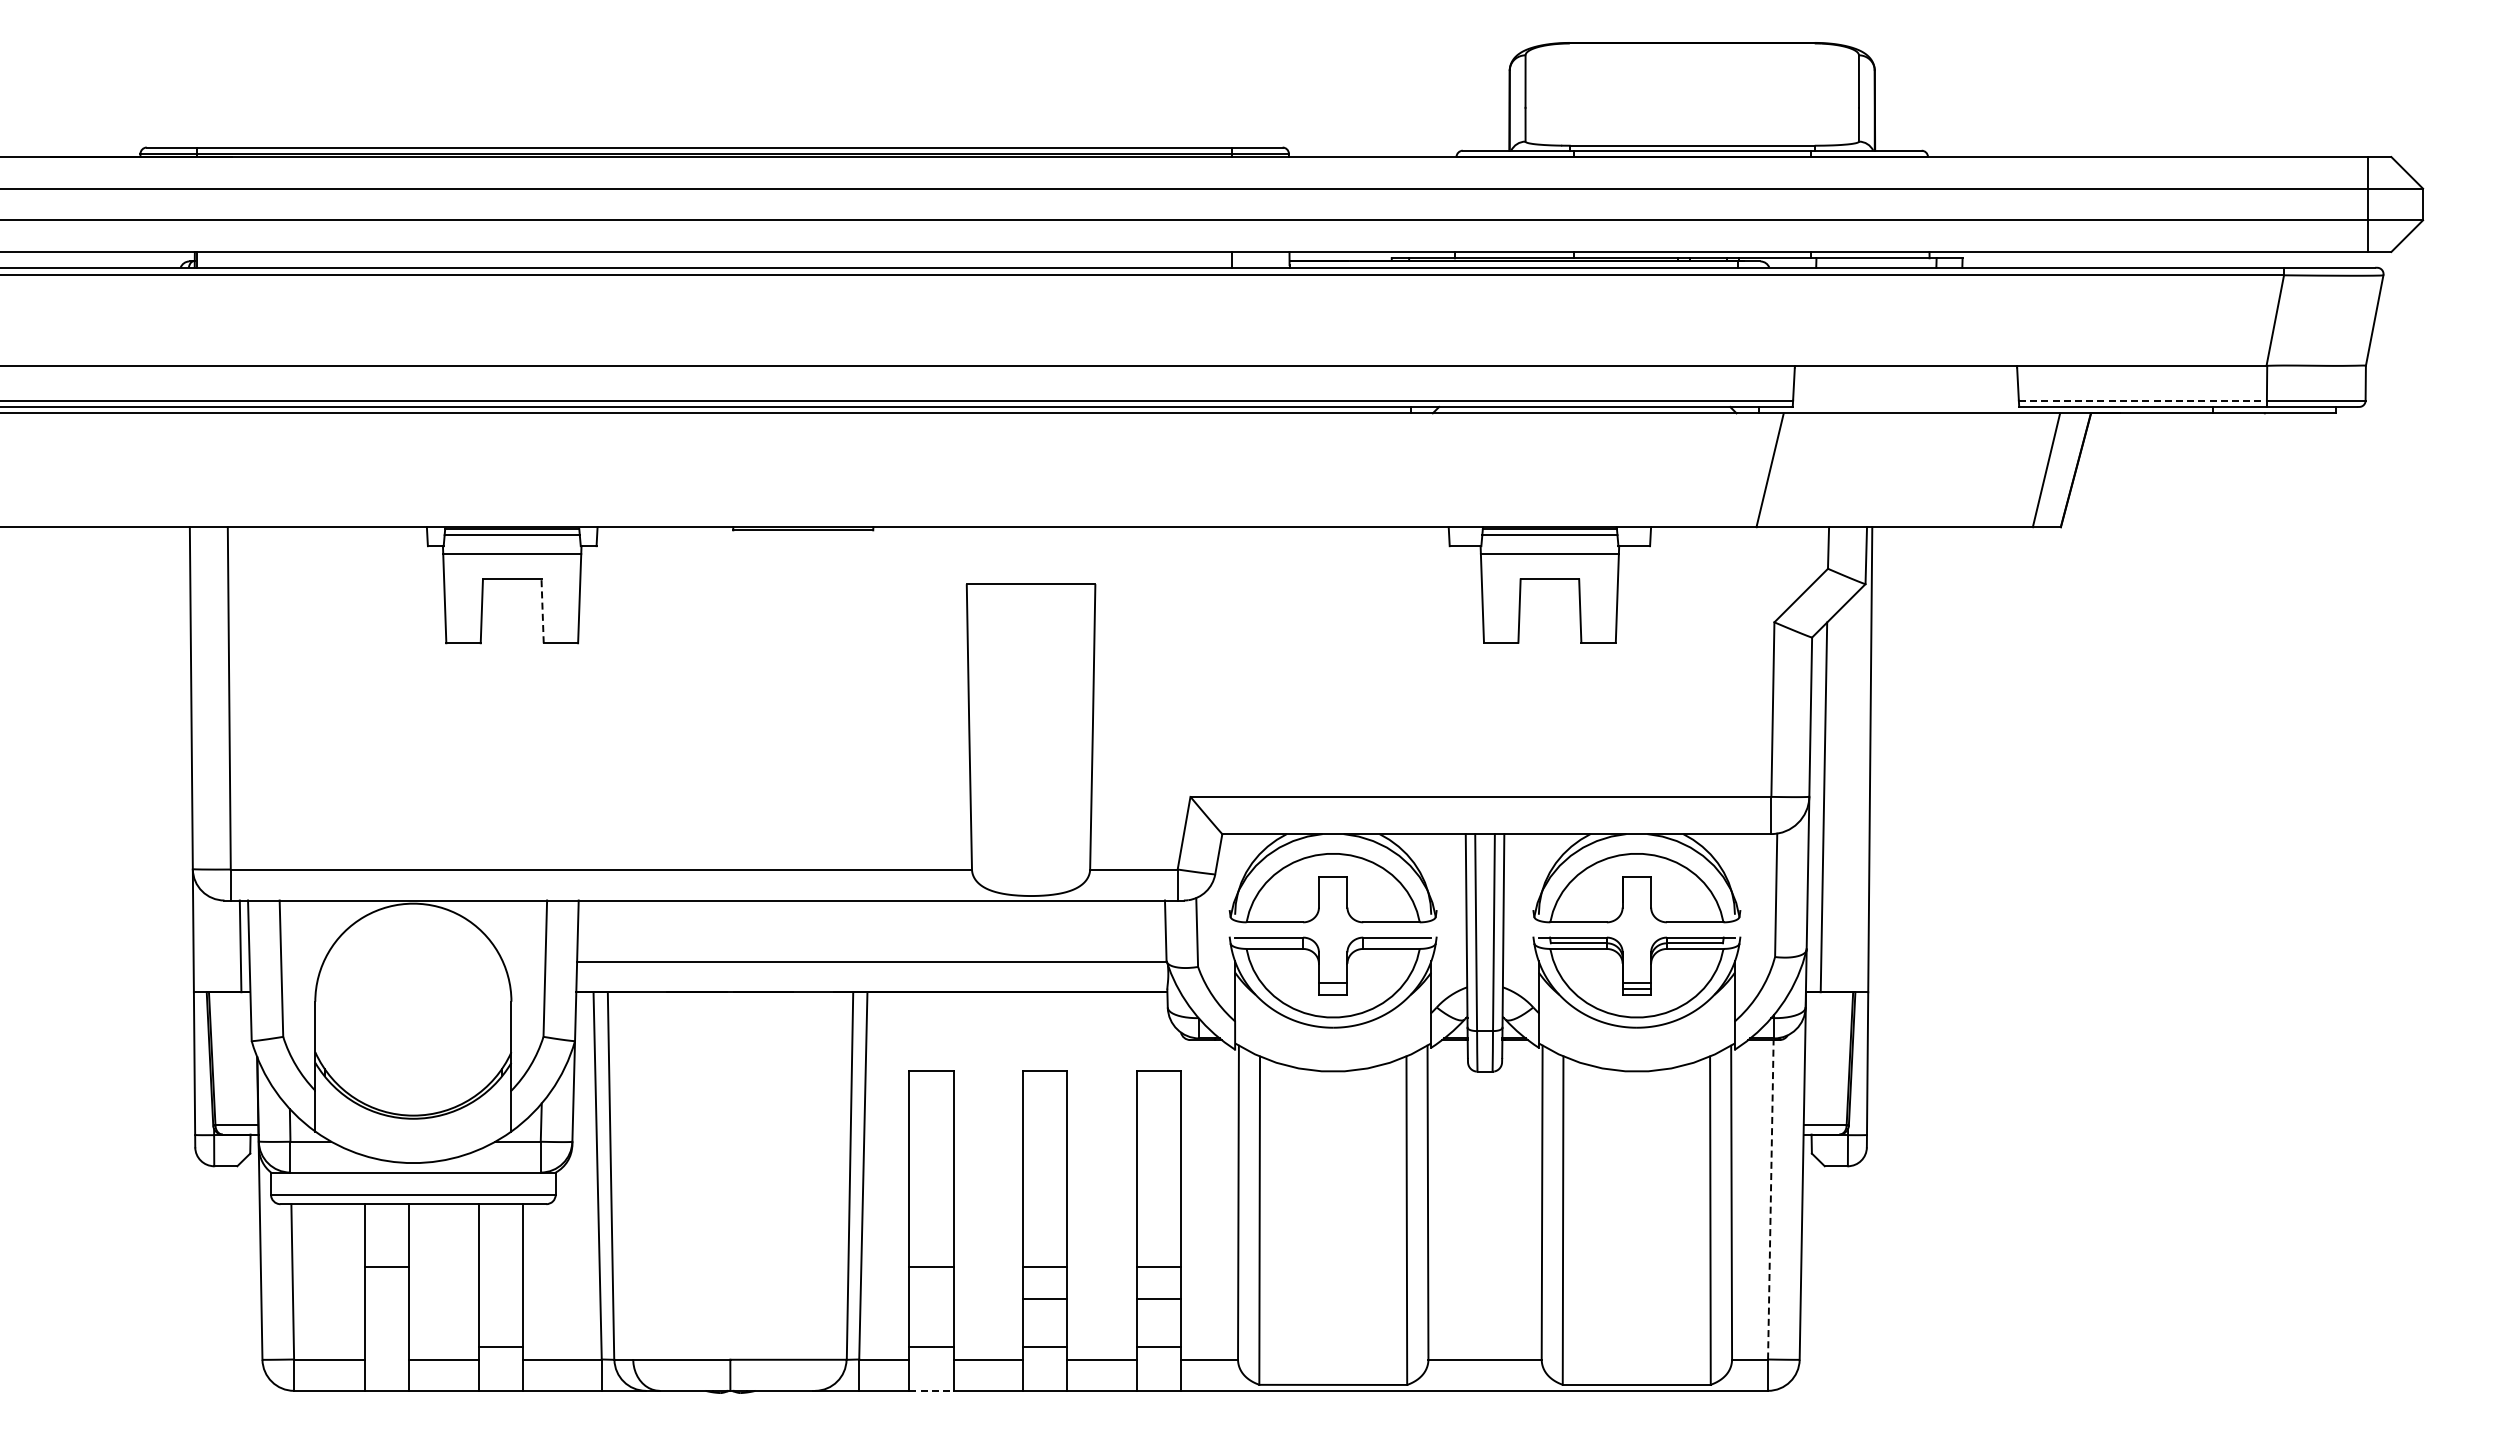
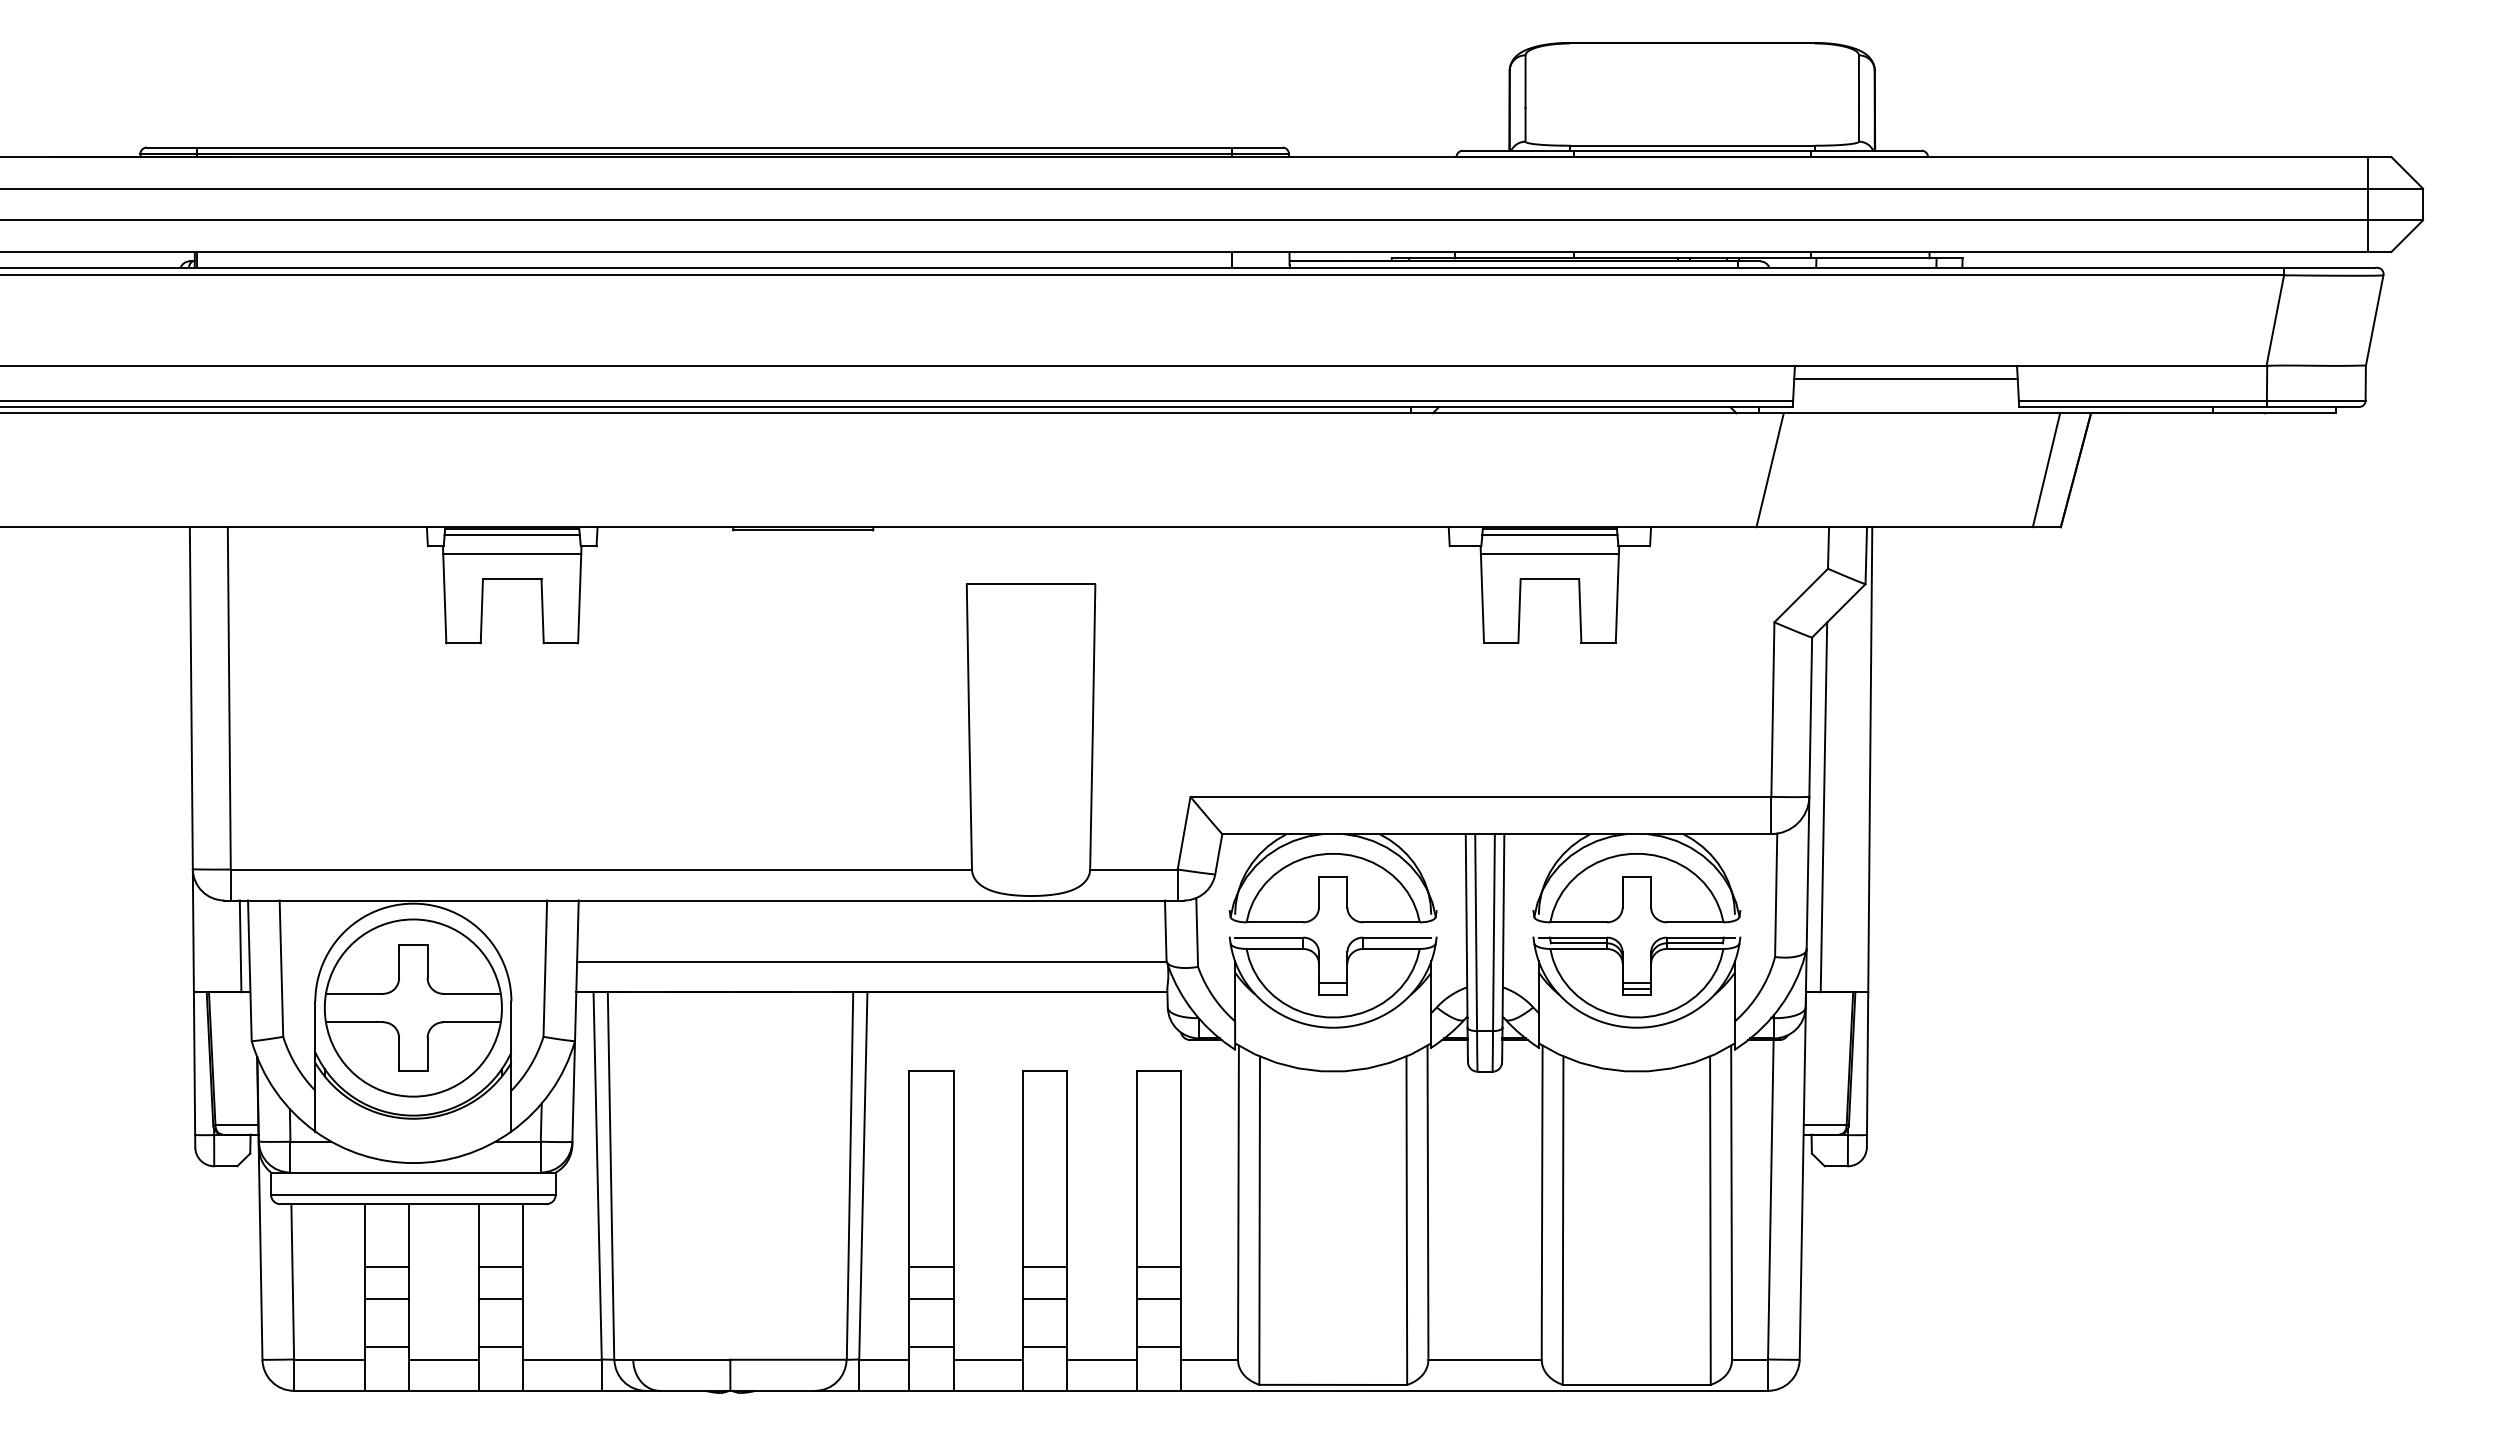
line: none -> present (1905, 378)
line: dashed -> solid (2143, 400)
line: dashed -> solid (542, 611)
part: none -> present (413, 1007)
line: dashed -> solid (1770, 1199)
line: none -> present (501, 1267)
line: none -> present (387, 1299)
line: none -> present (501, 1299)
line: none -> present (931, 1299)
line: none -> present (387, 1346)
line: dashed -> solid (931, 1390)
